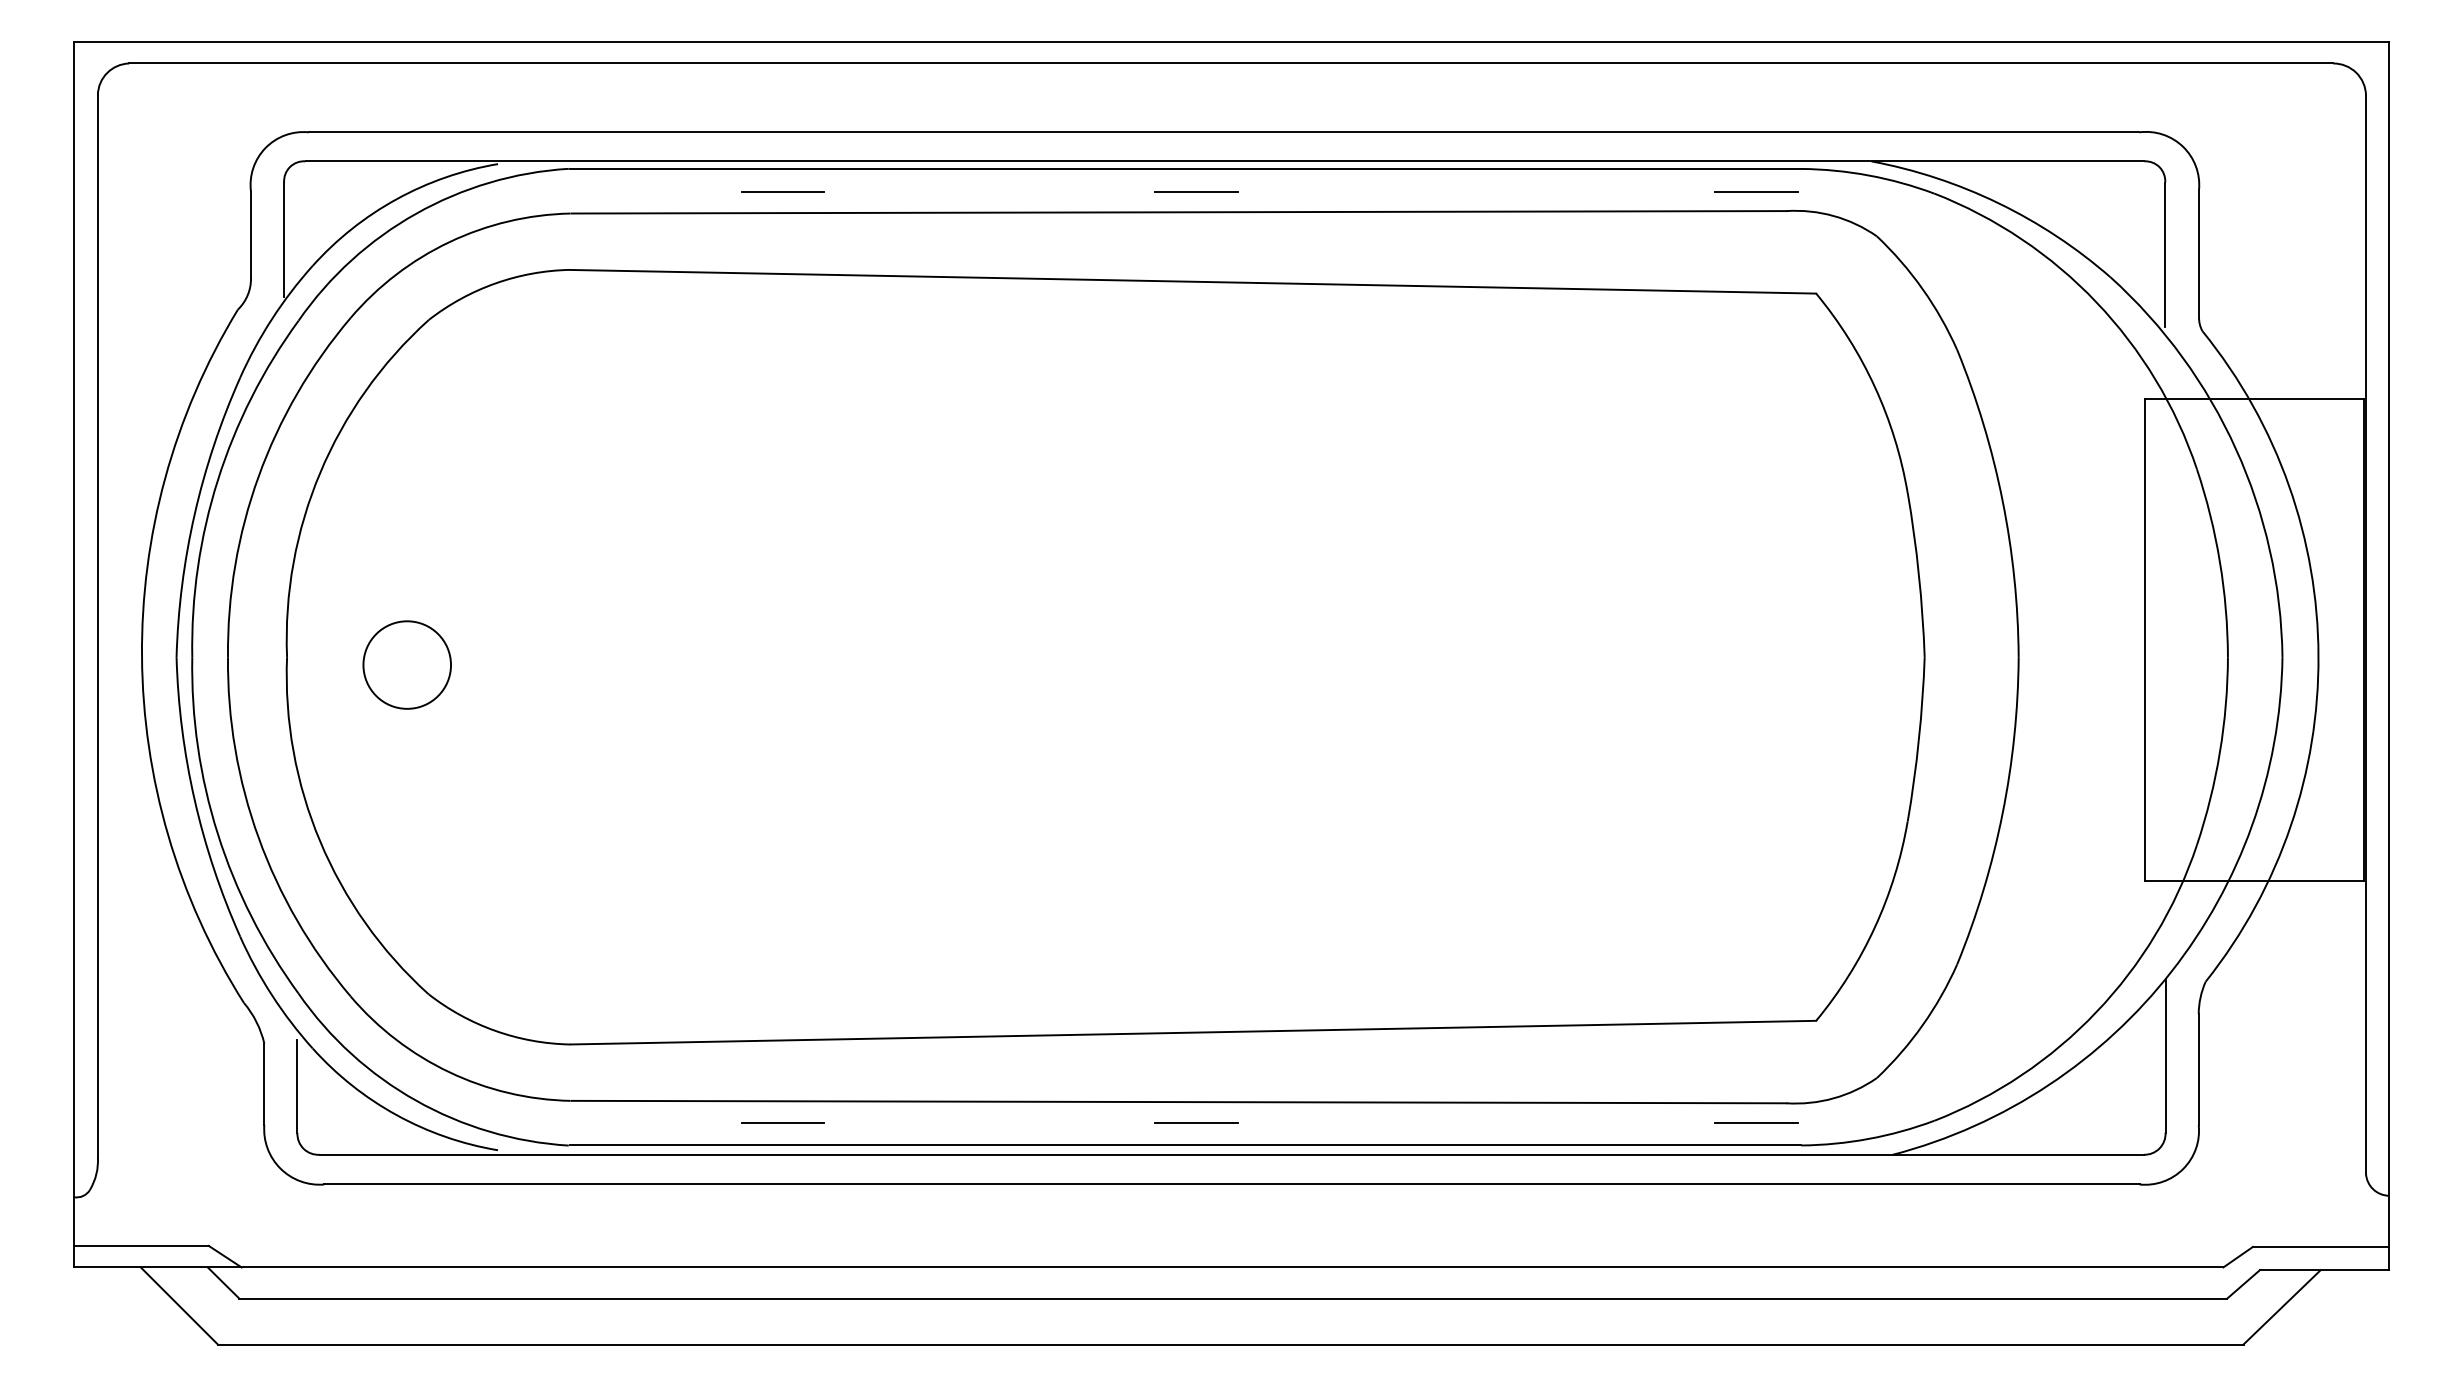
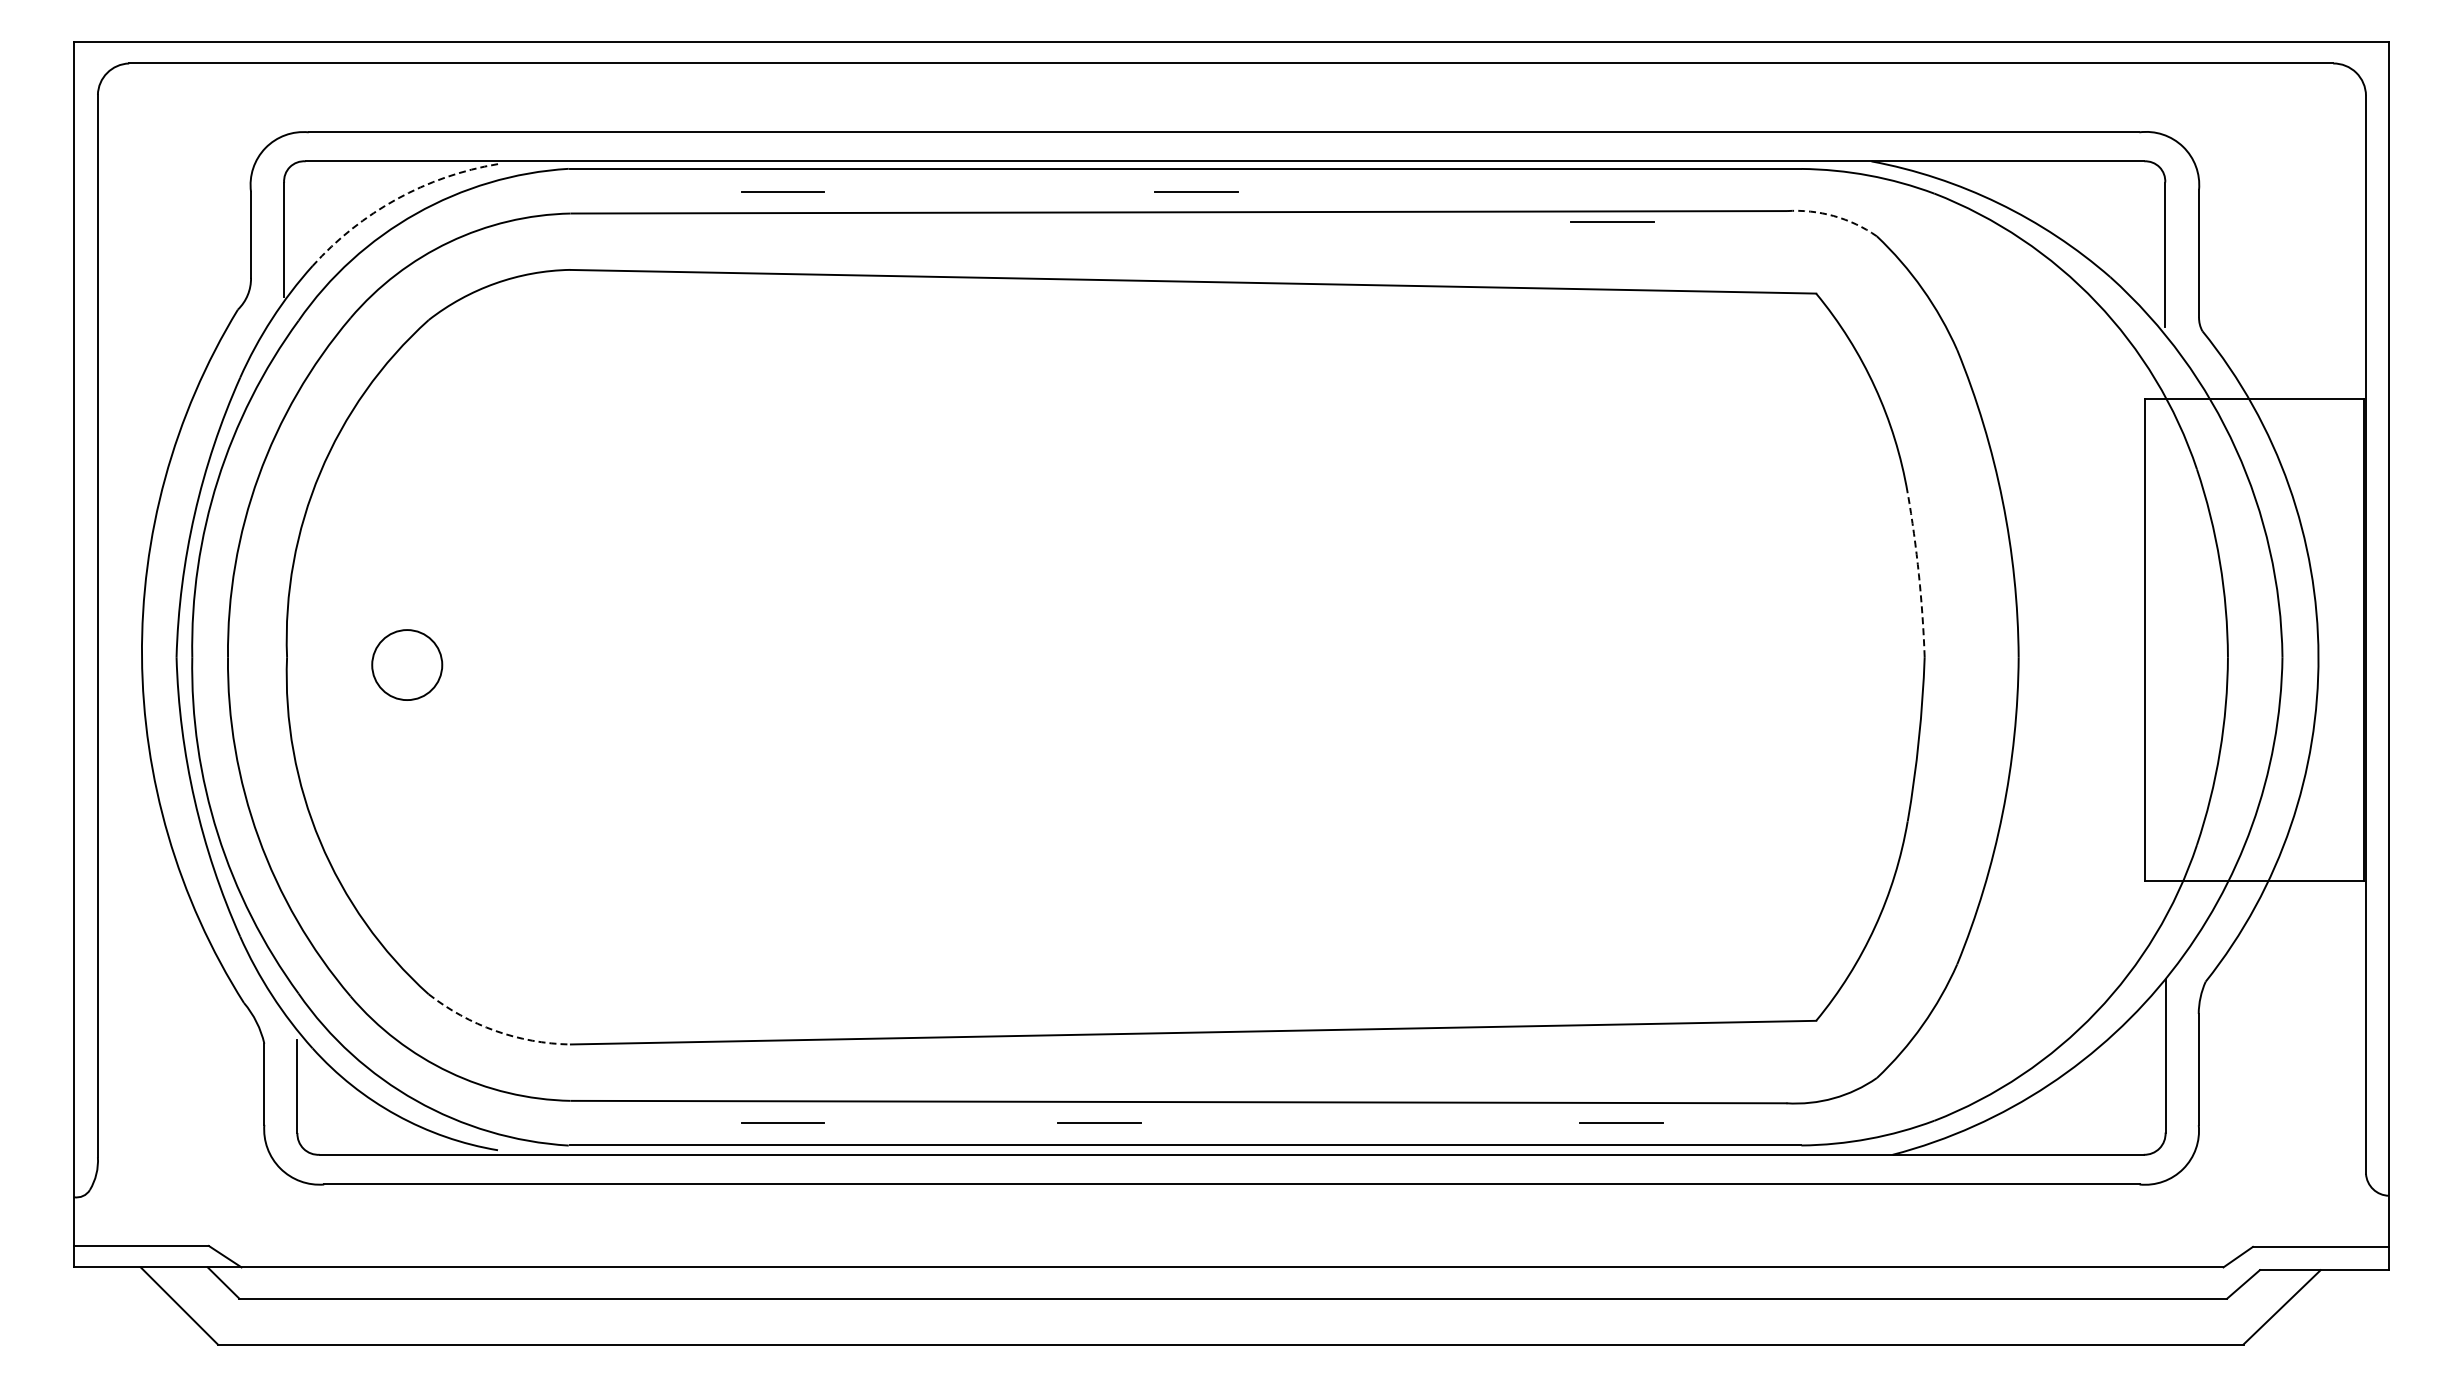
line position: (1756, 191) -> (1612, 221) (1612, 221)
arc: solid -> dashed (396, 199)
arc: solid -> dashed (1833, 216)
arc: solid -> dashed (1918, 574)
circle diameter: 88 px -> 70 px (407, 665)
arc: solid -> dashed (495, 1030)
line position: (1196, 1122) -> (1099, 1122) (1099, 1122)
line position: (1756, 1122) -> (1621, 1122) (1621, 1122)
